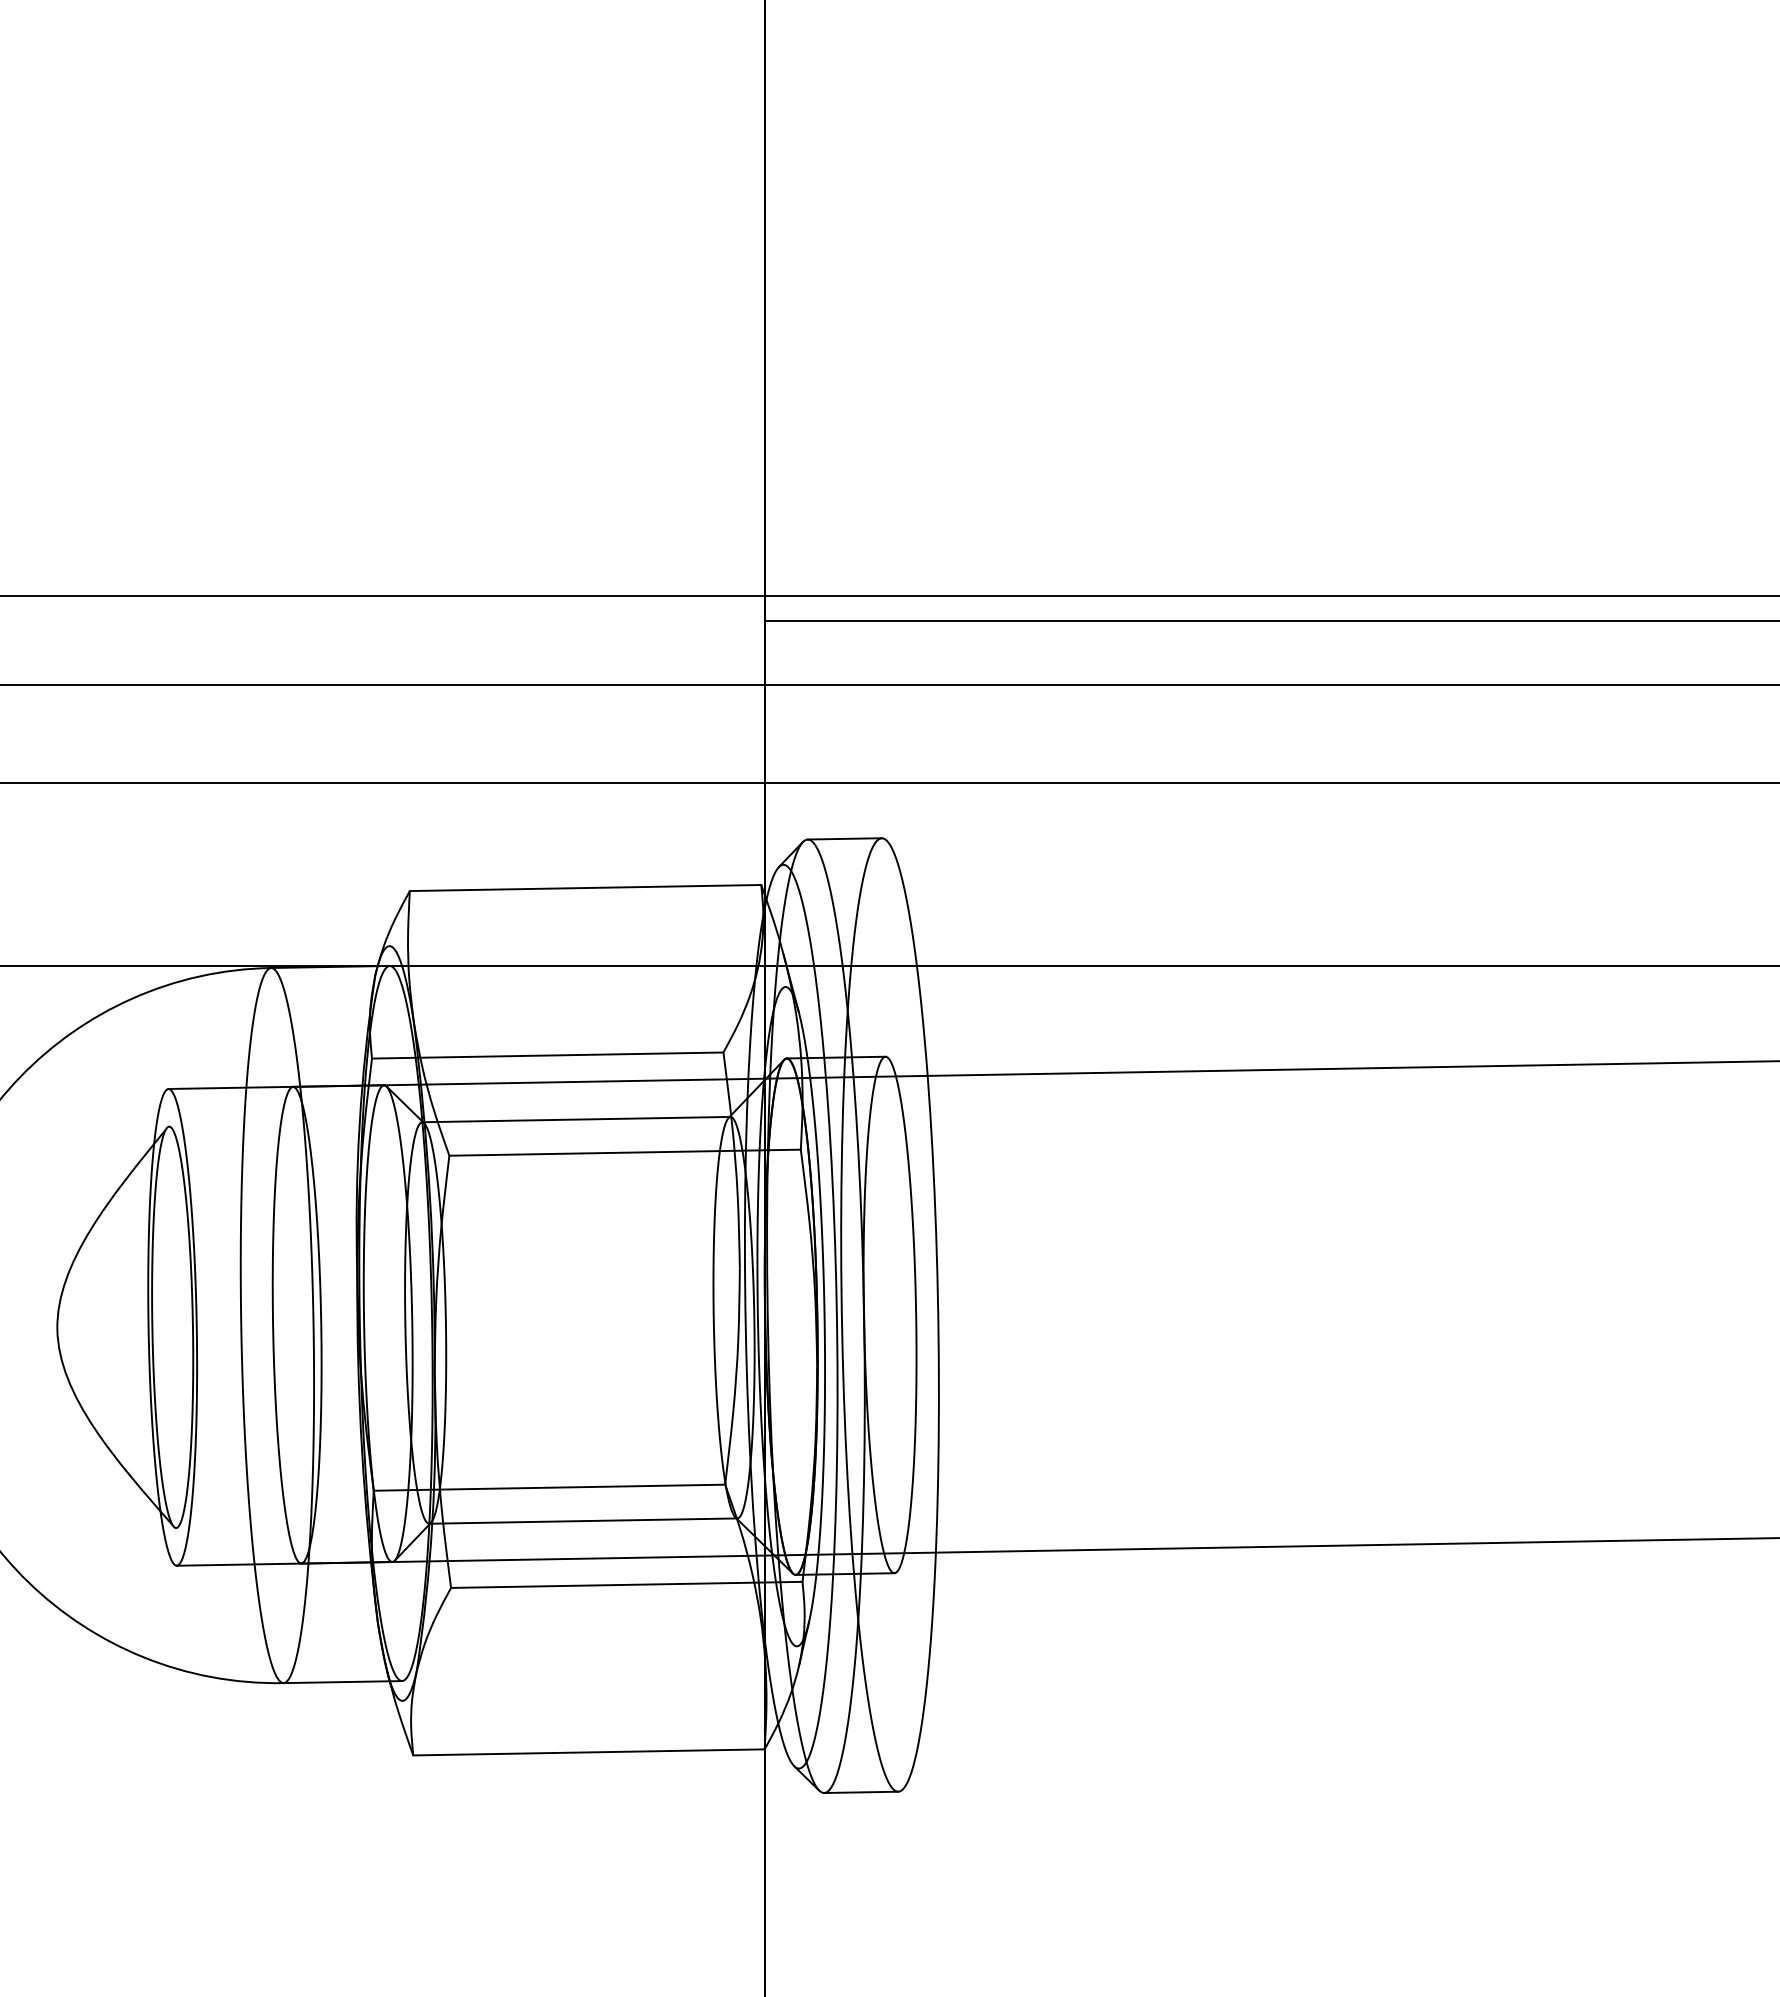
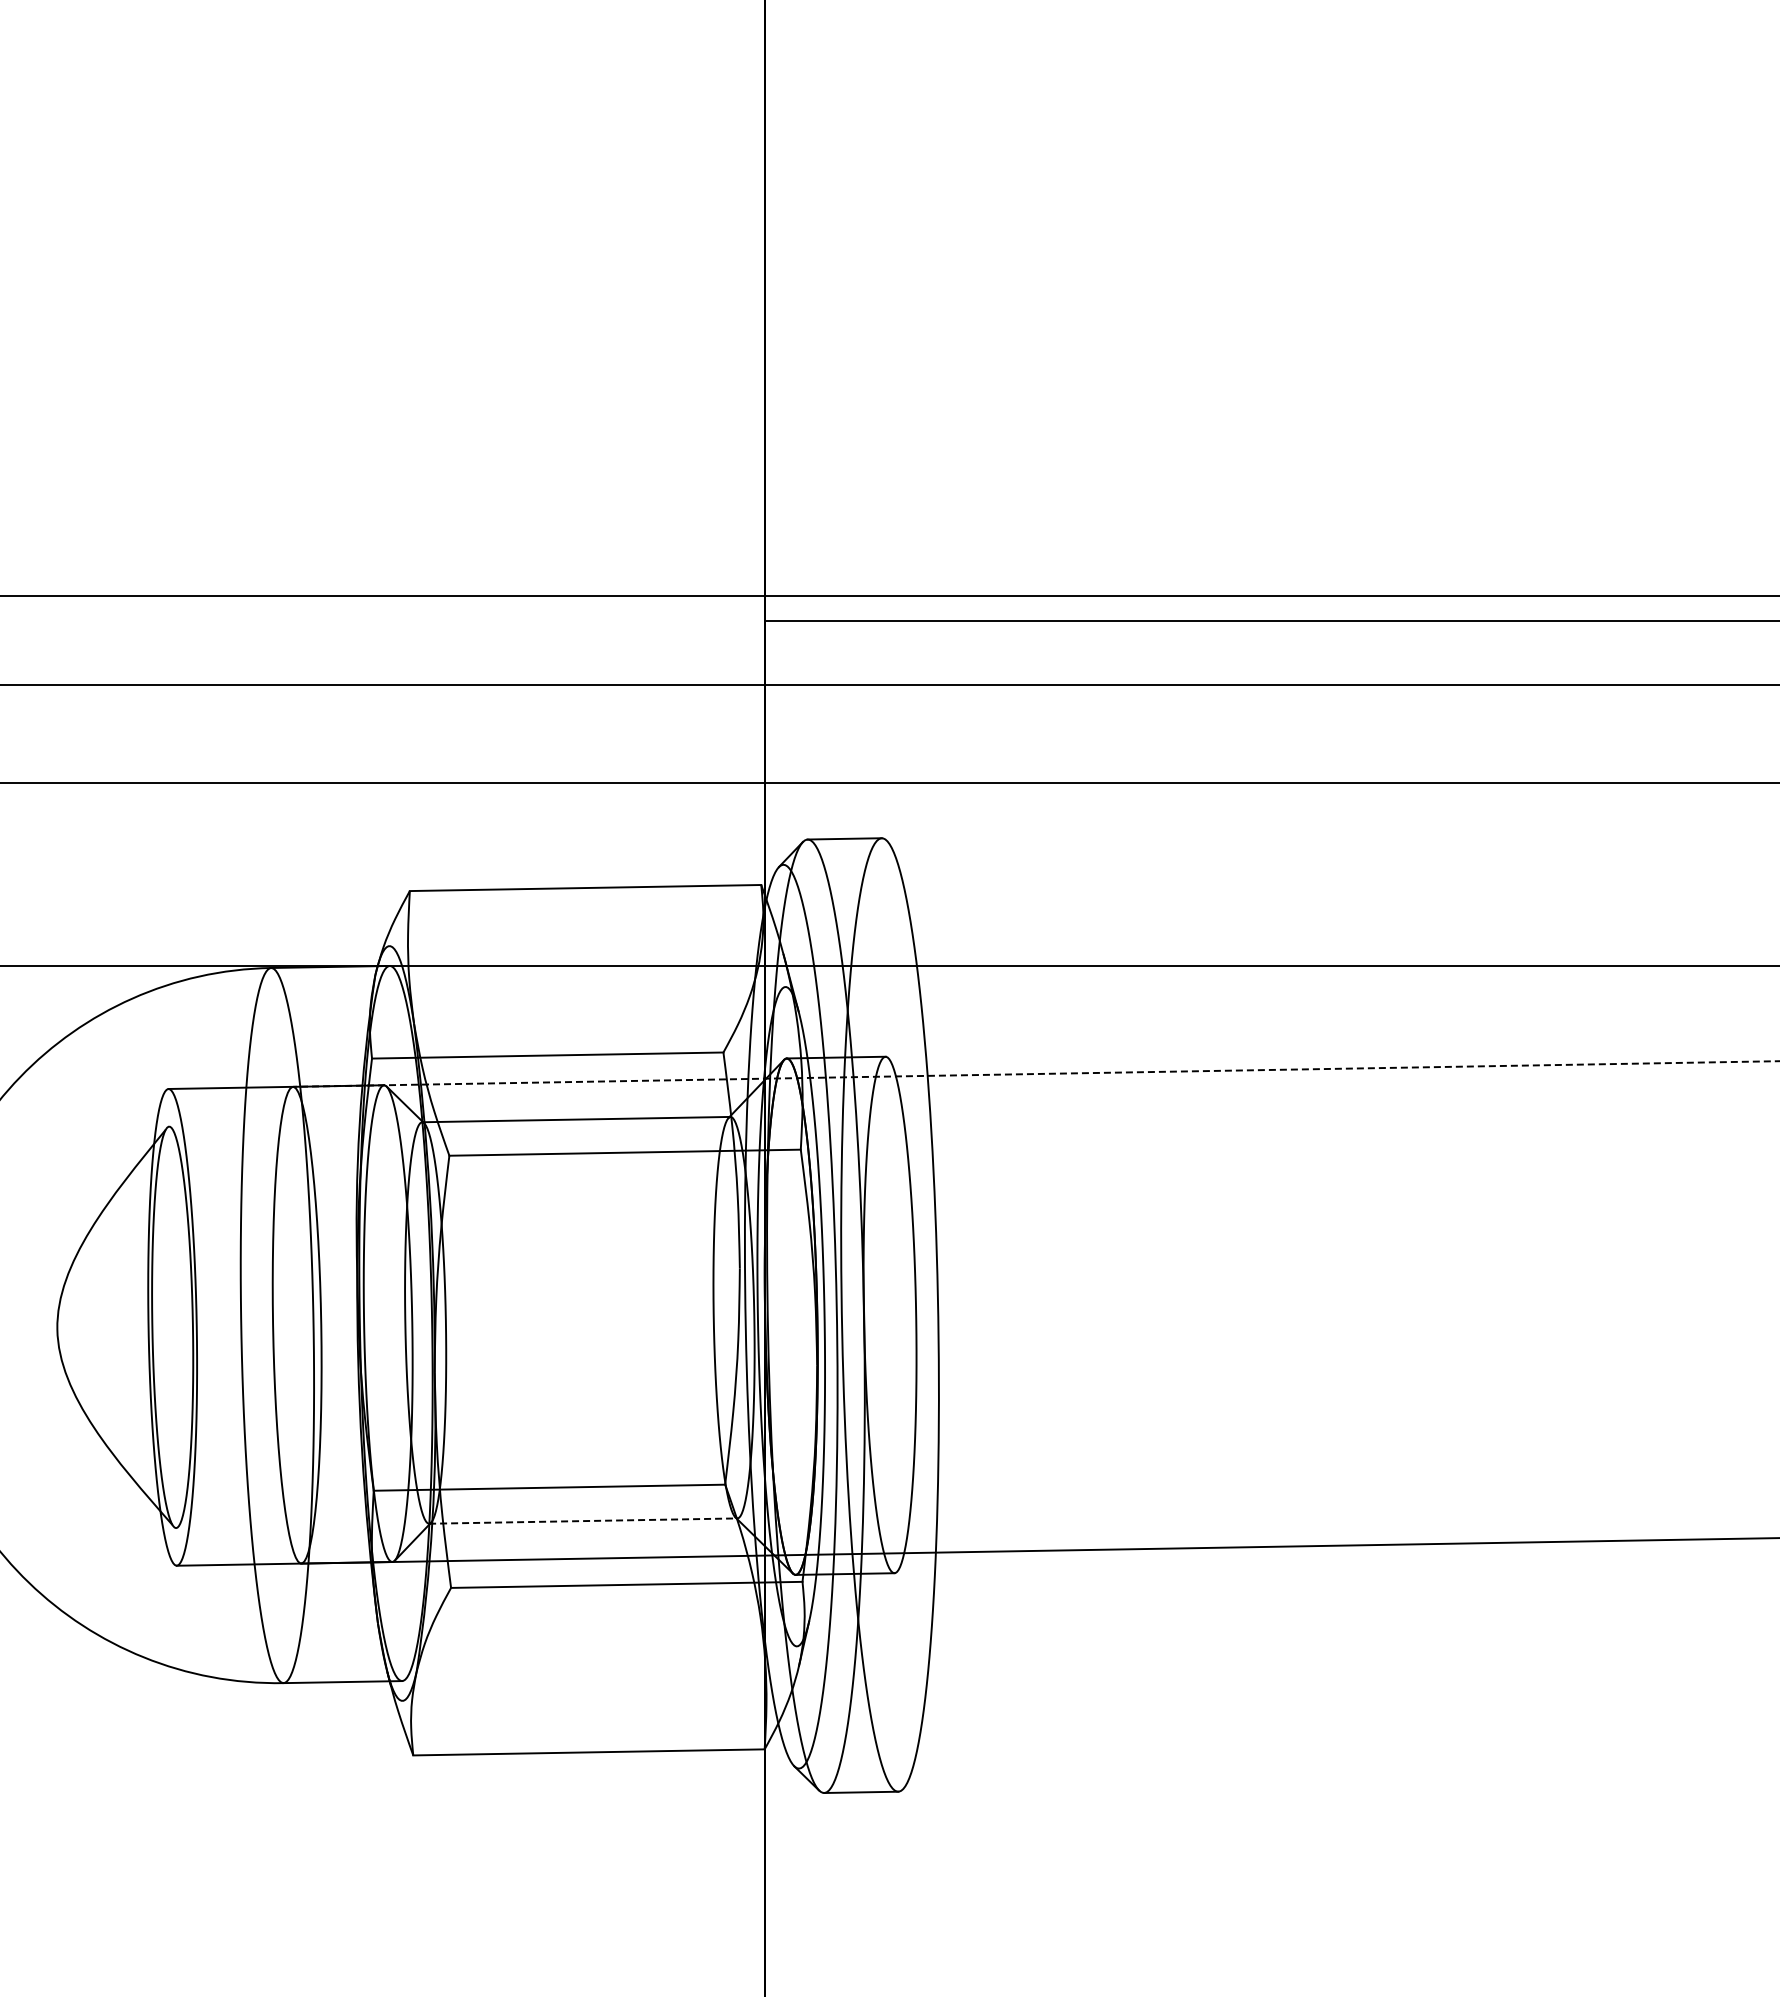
line: solid -> dashed (1035, 1074)
line: solid -> dashed (583, 1521)
